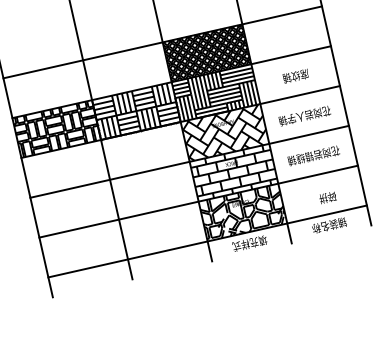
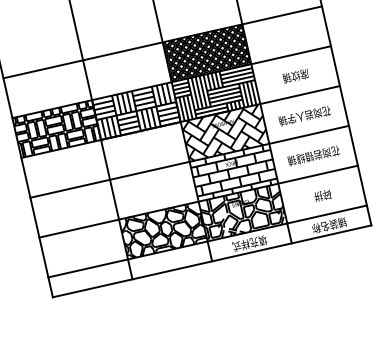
text position: (327, 197) -> (322, 195) (322, 195)
hatch: none -> present (163, 230)
line: none -> present (211, 261)
